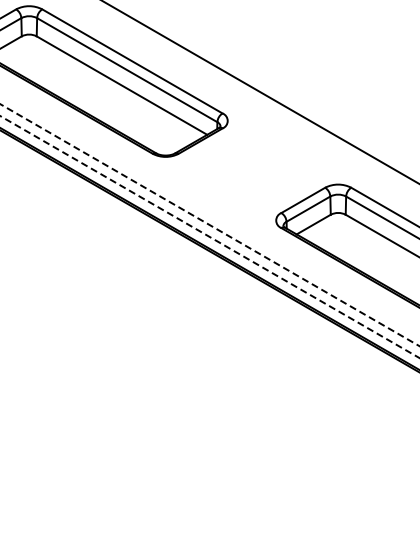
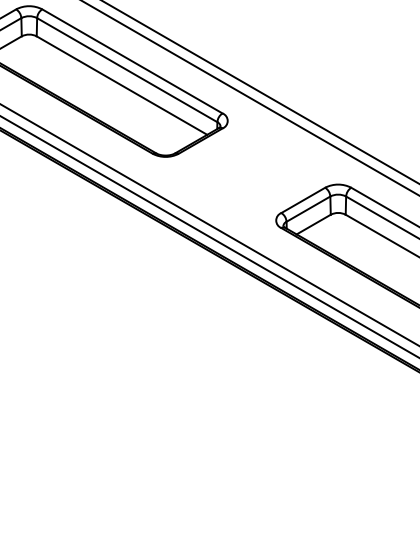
line: none -> present (250, 98)
line: dashed -> solid (209, 225)
line: dashed -> solid (209, 236)
